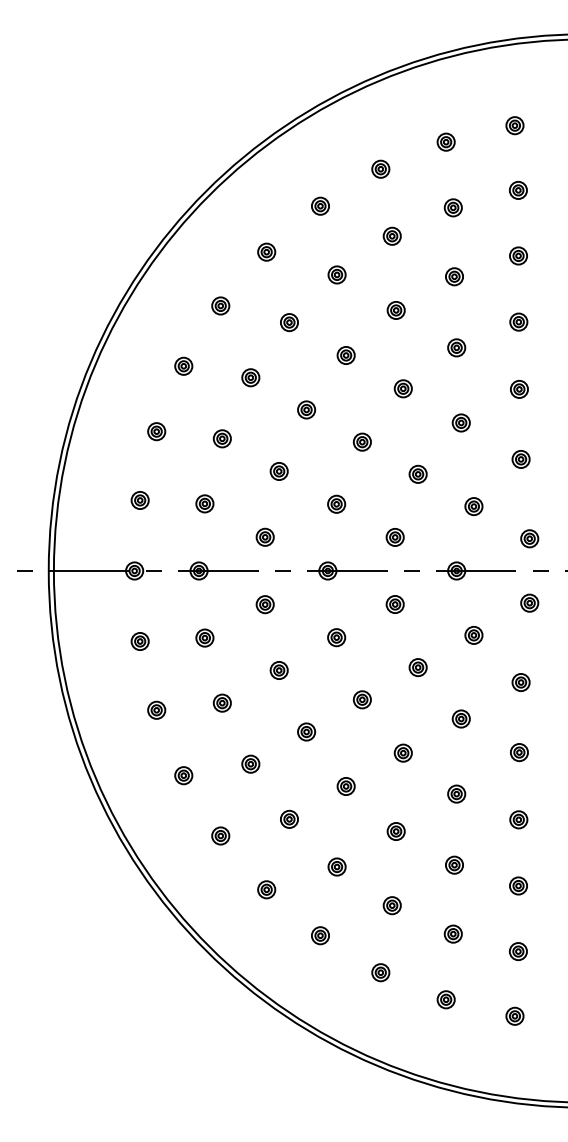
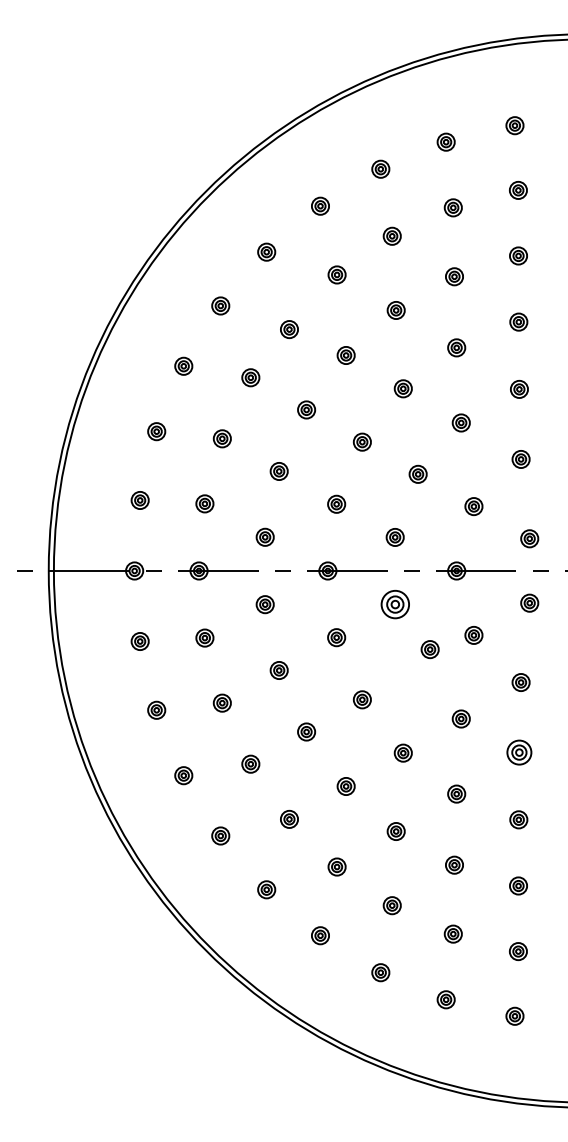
part position: (289, 322) -> (289, 329) (289, 329)
part size: 20x19 px -> 30x30 px (394, 604)
part position: (417, 667) -> (429, 649) (429, 649)
part size: 19x19 px -> 27x27 px (519, 752)
